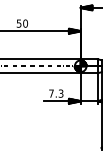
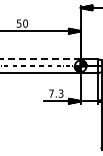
line: solid -> dashed (40, 59)
